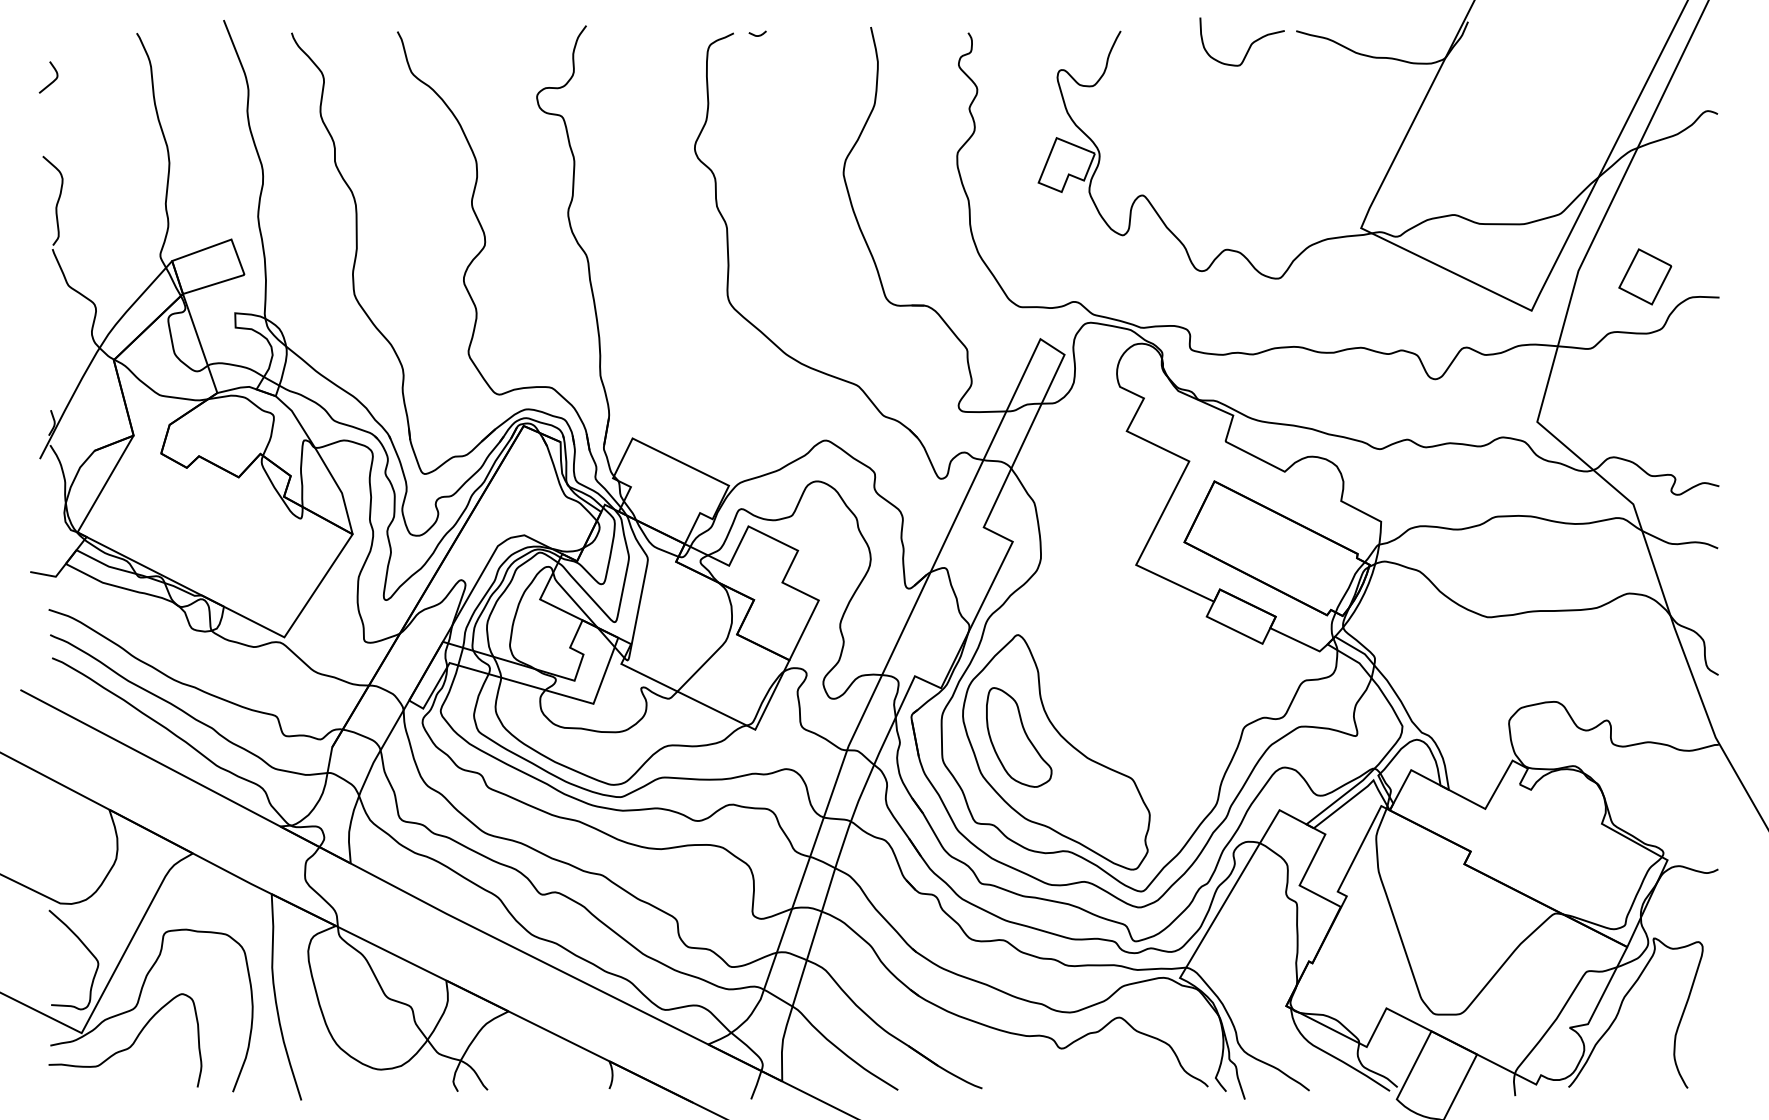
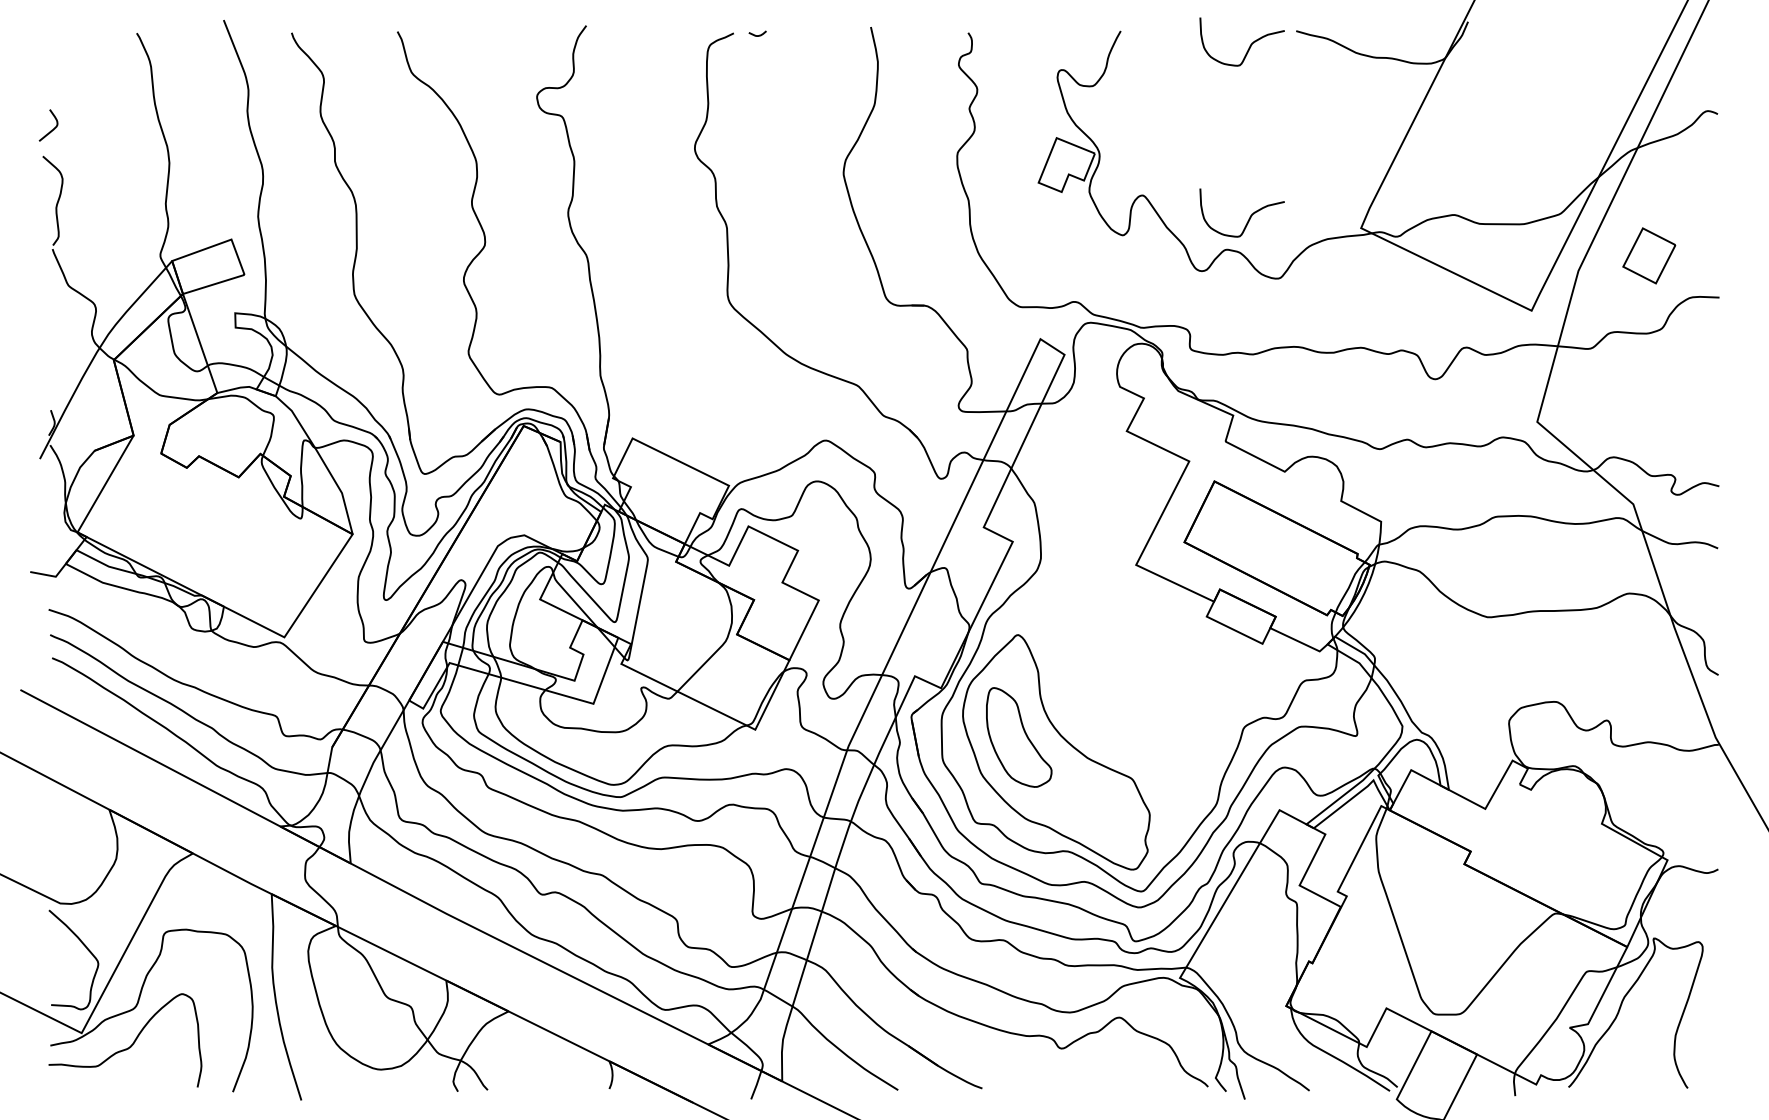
curve position: (50, 82) -> (50, 130) (50, 130)
curve: none -> present (1249, 216)
part position: (1645, 276) -> (1649, 255) (1649, 255)
